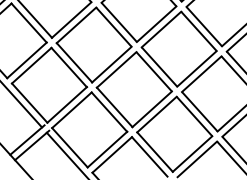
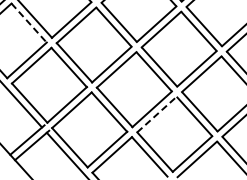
line: solid -> dashed (29, 23)
line: solid -> dashed (156, 114)
